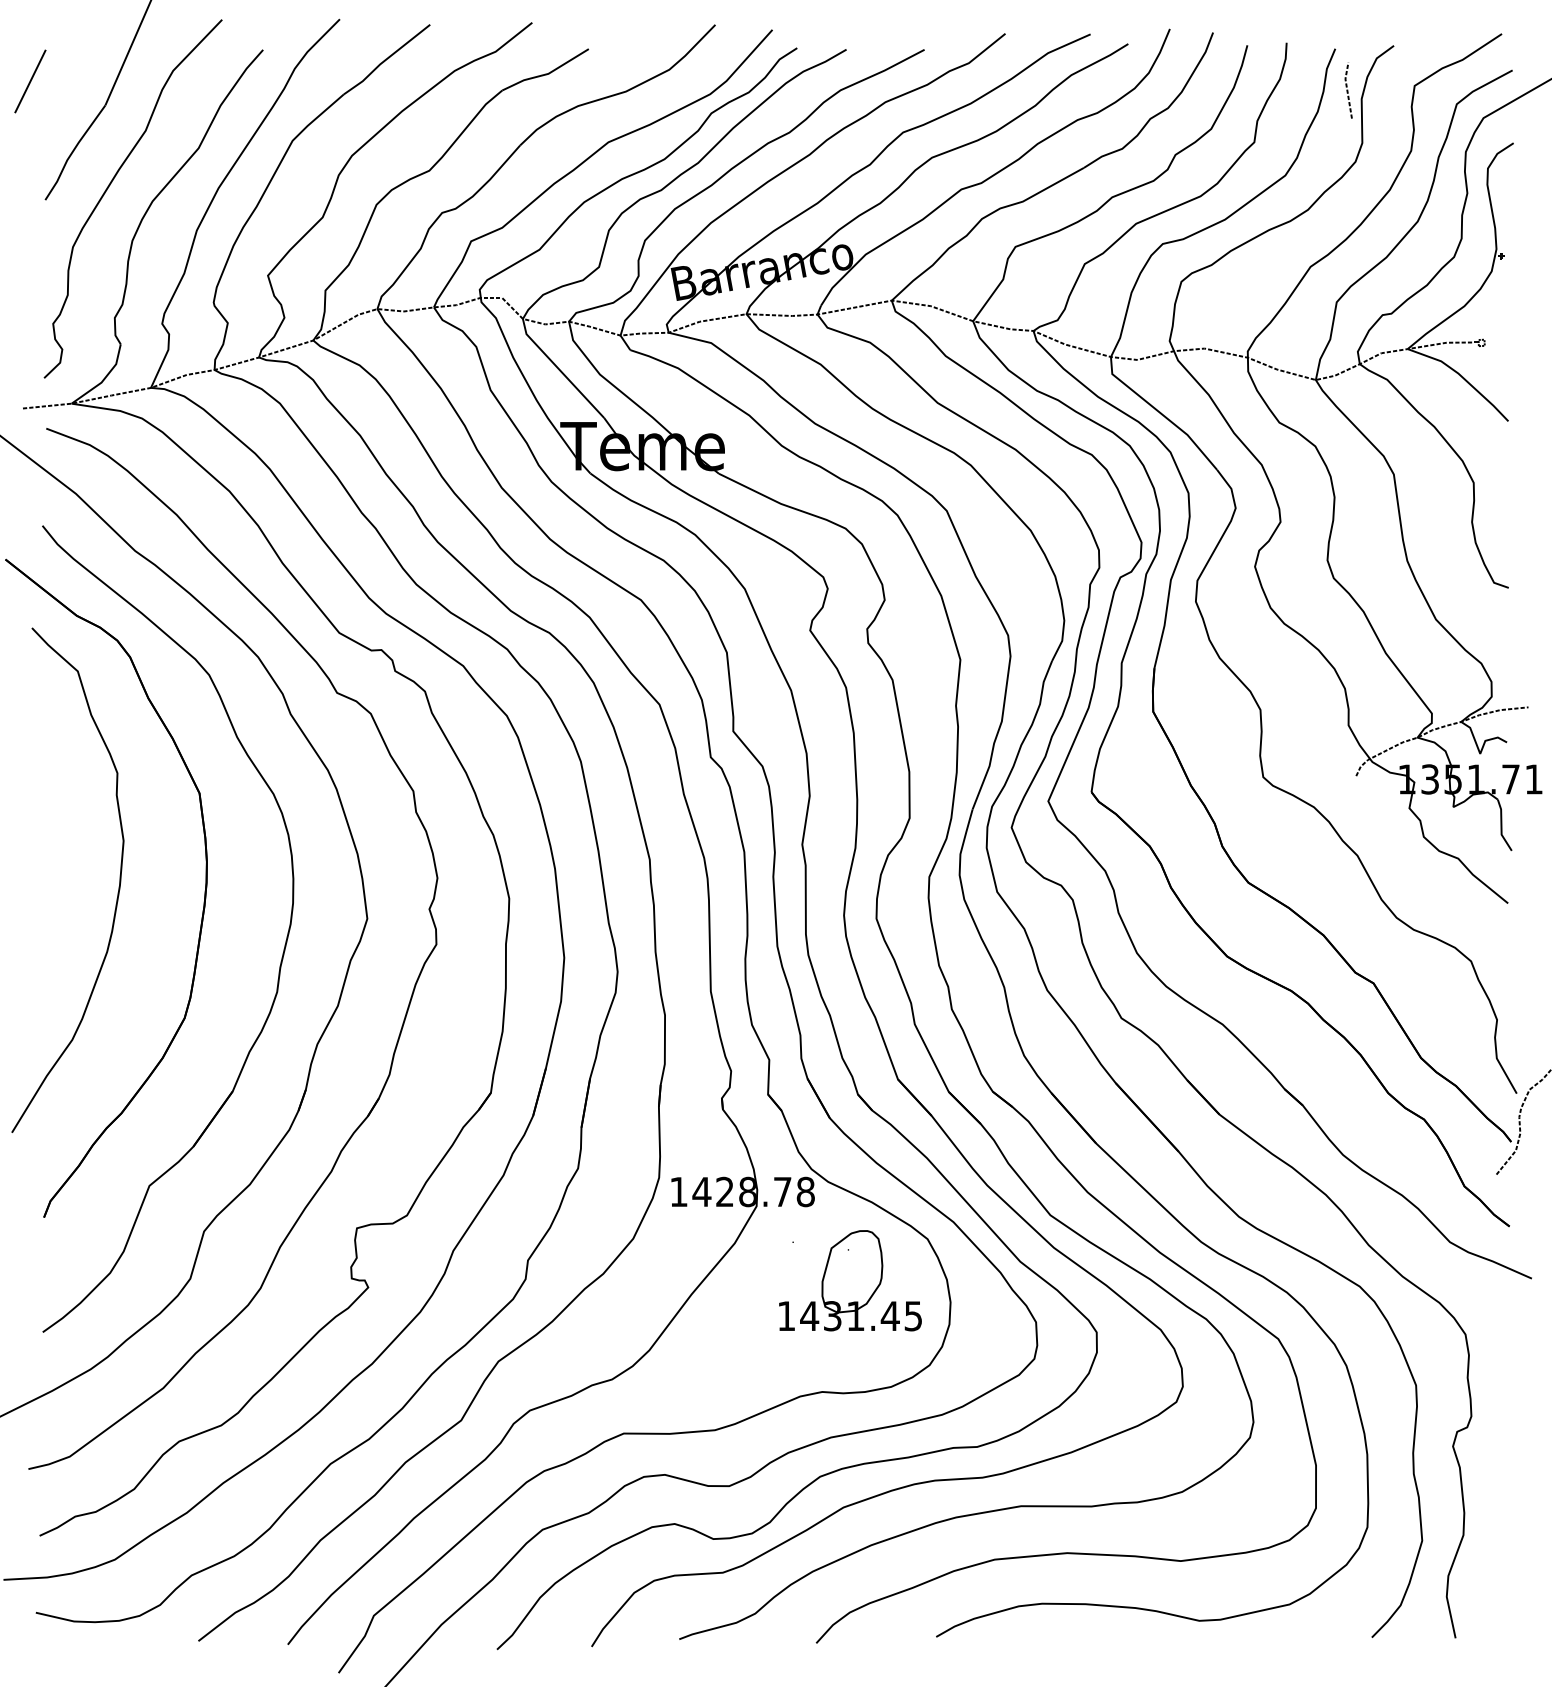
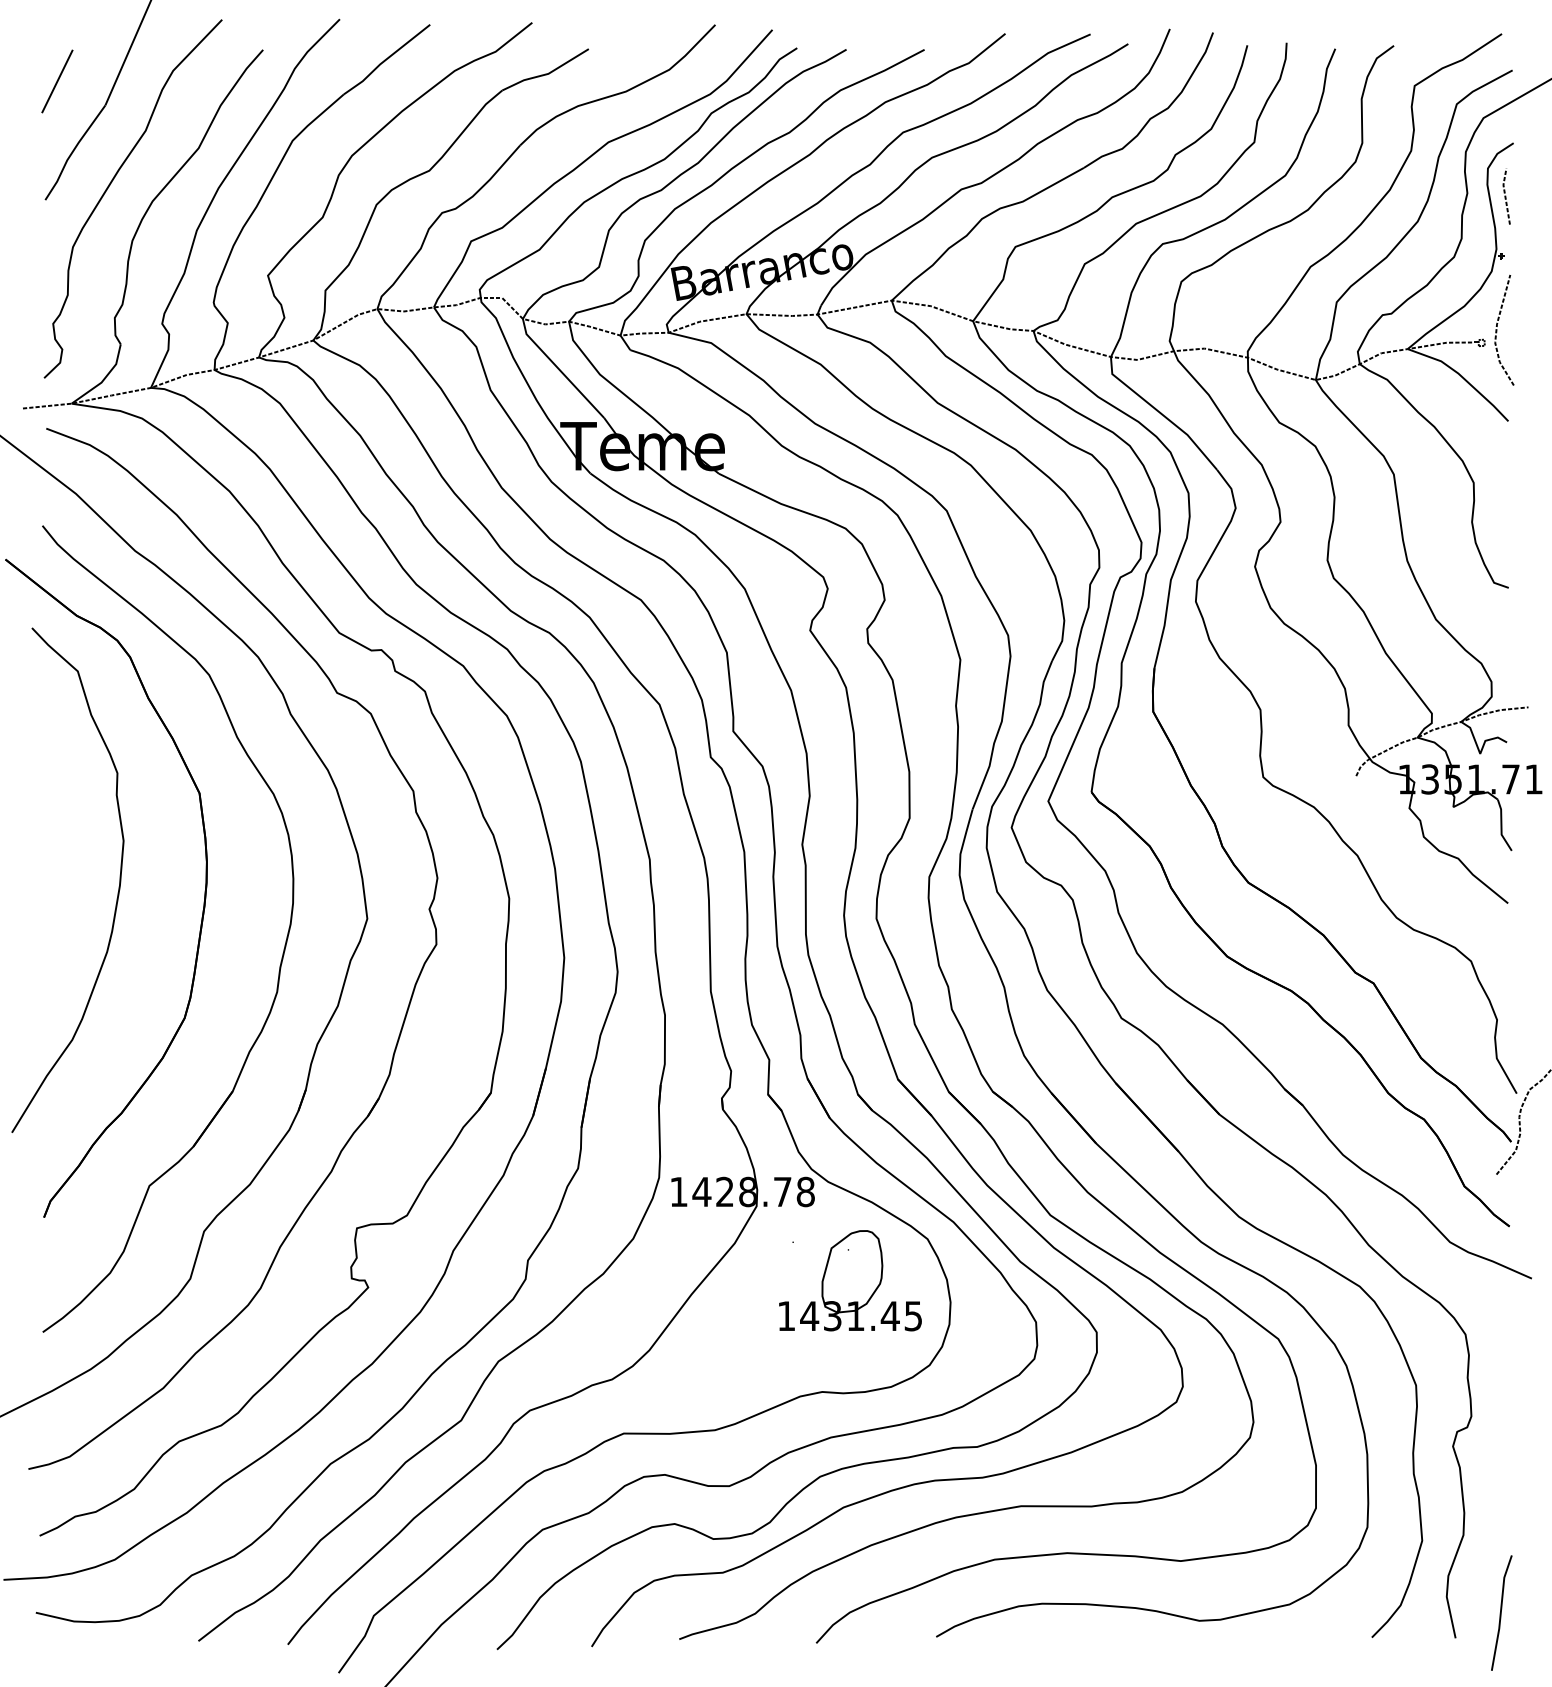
line position: (30, 81) -> (57, 81) (57, 81)
line position: (1348, 90) -> (1506, 196) (1506, 196)
line: none -> present (1497, 329)
line: none -> present (1501, 1612)
